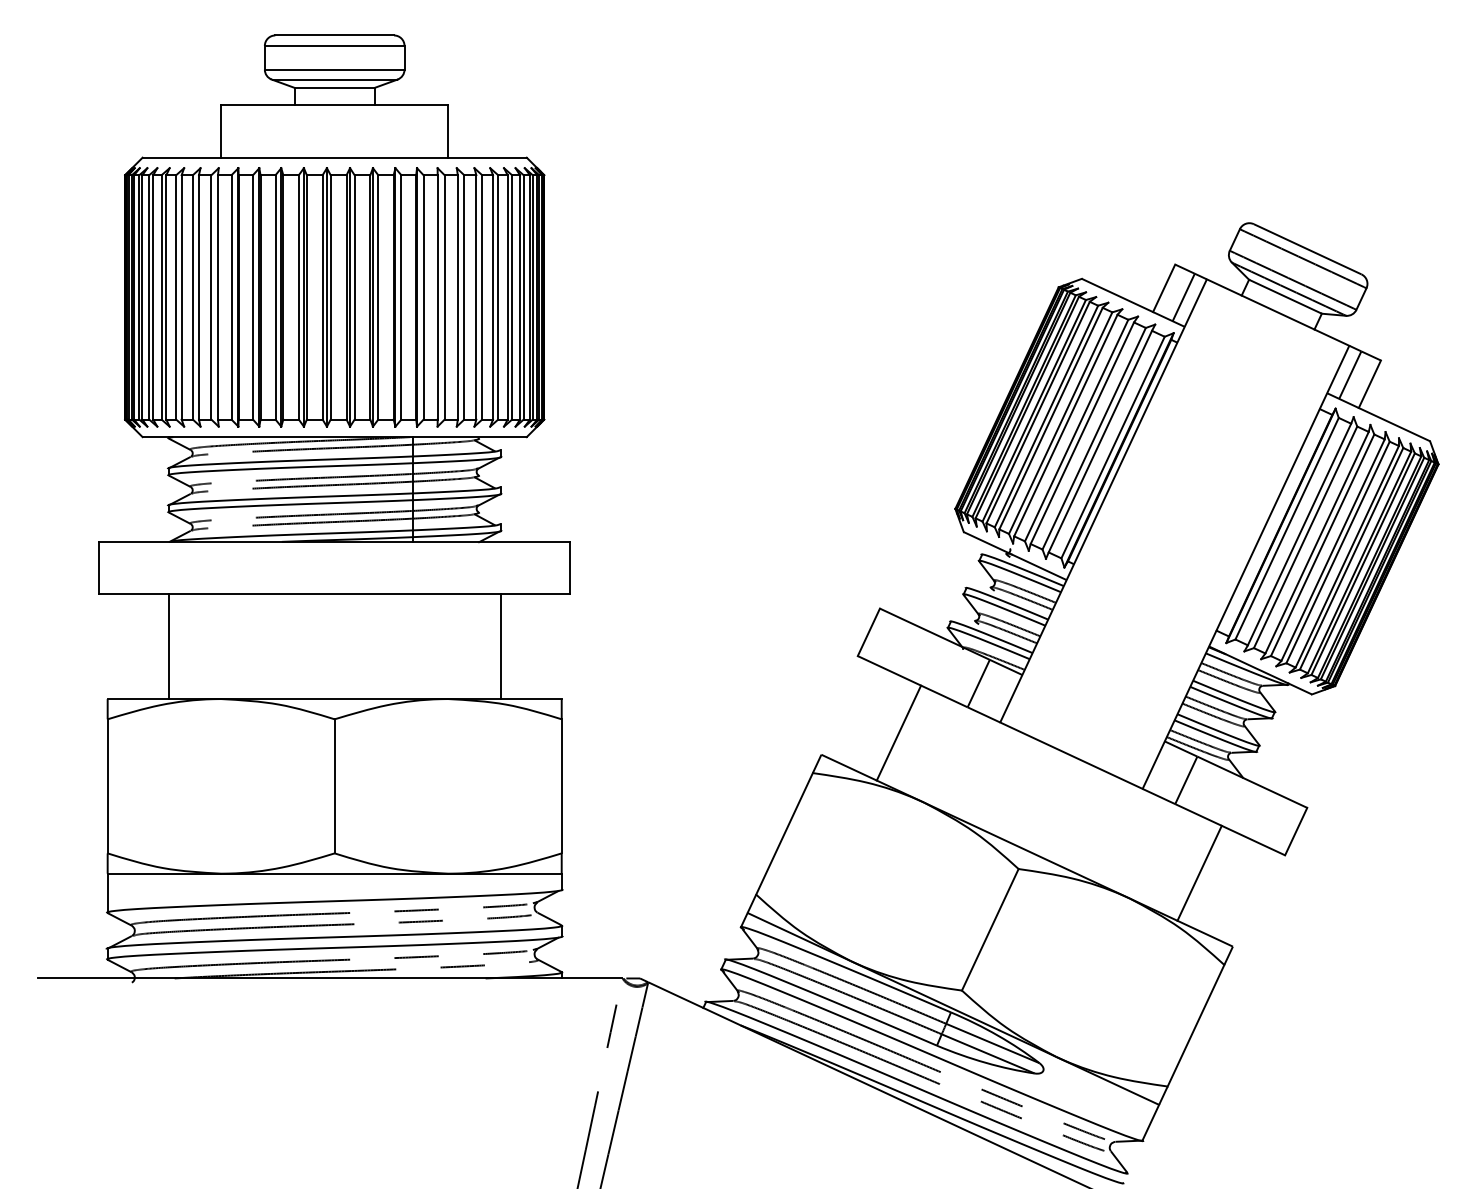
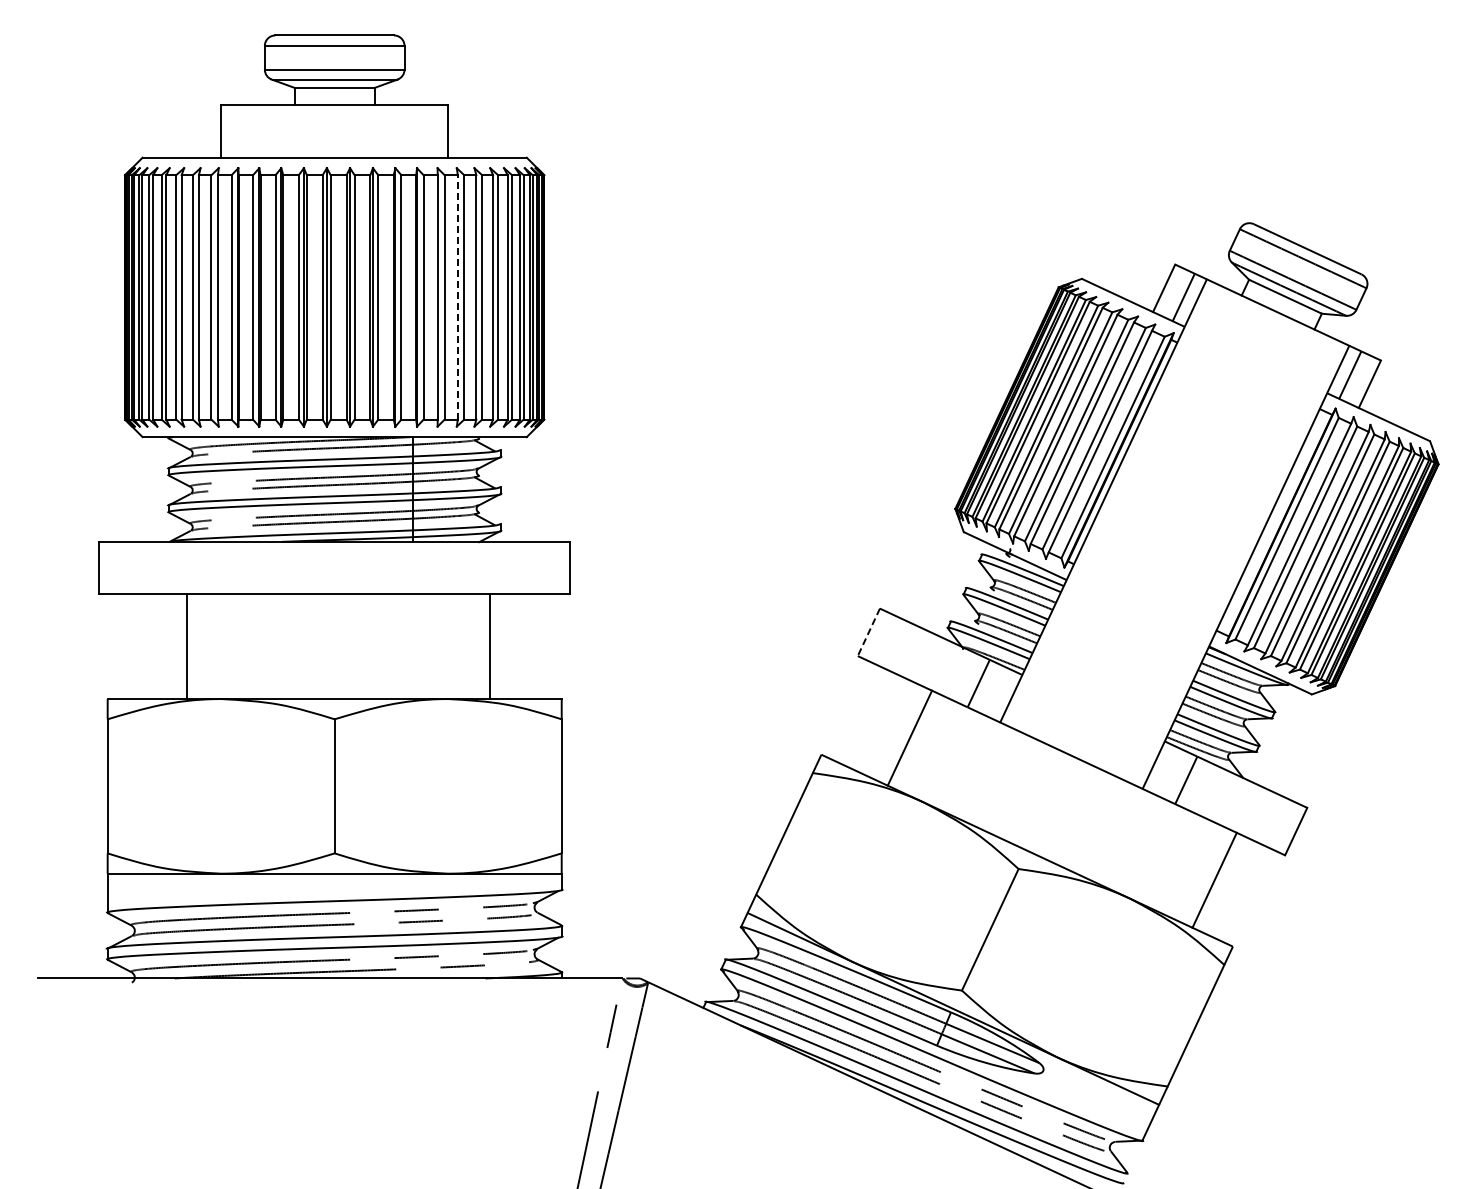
line: solid -> dashed (457, 296)
line: solid -> dashed (868, 632)
line position: (168, 646) -> (186, 646) (186, 646)
line position: (500, 646) -> (489, 646) (489, 646)
line position: (898, 732) -> (909, 737) (909, 737)
line position: (1199, 872) -> (1214, 879) (1214, 879)
